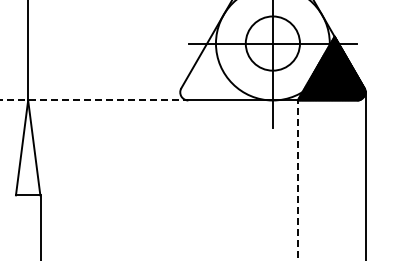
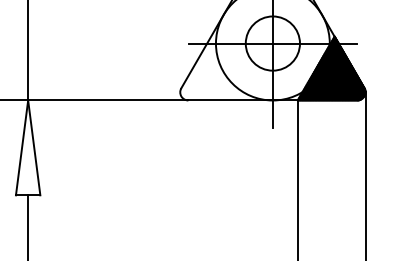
line: dashed -> solid (94, 100)
line: dashed -> solid (297, 180)
line position: (41, 226) -> (28, 226) (28, 226)
